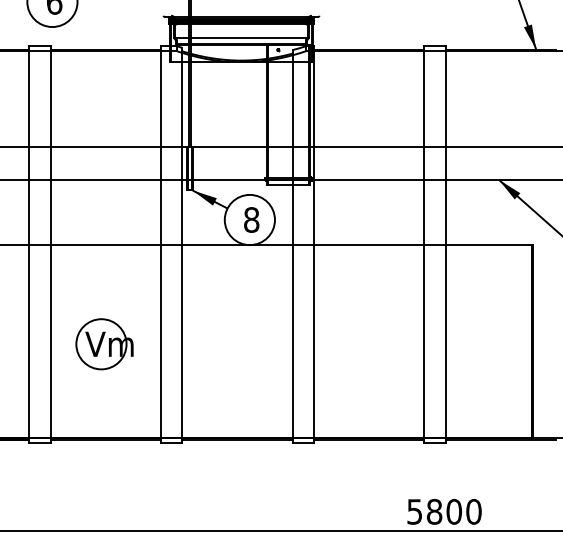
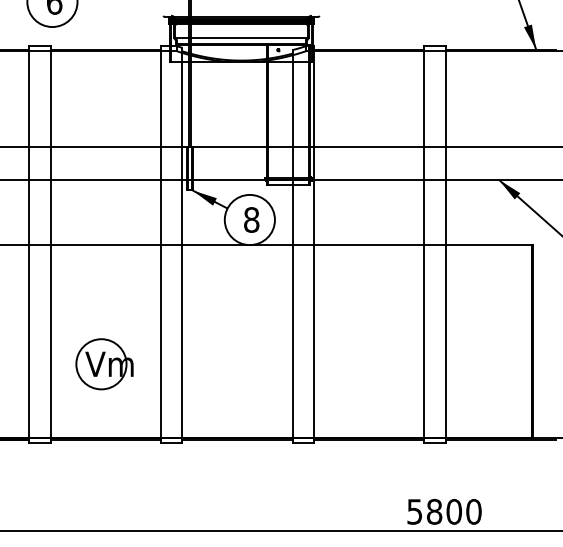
part position: (104, 344) -> (104, 364) (104, 364)
